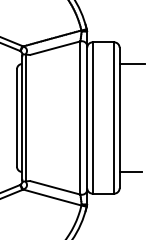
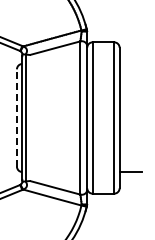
line: present -> none (132, 63)
line: solid -> dashed (16, 118)
